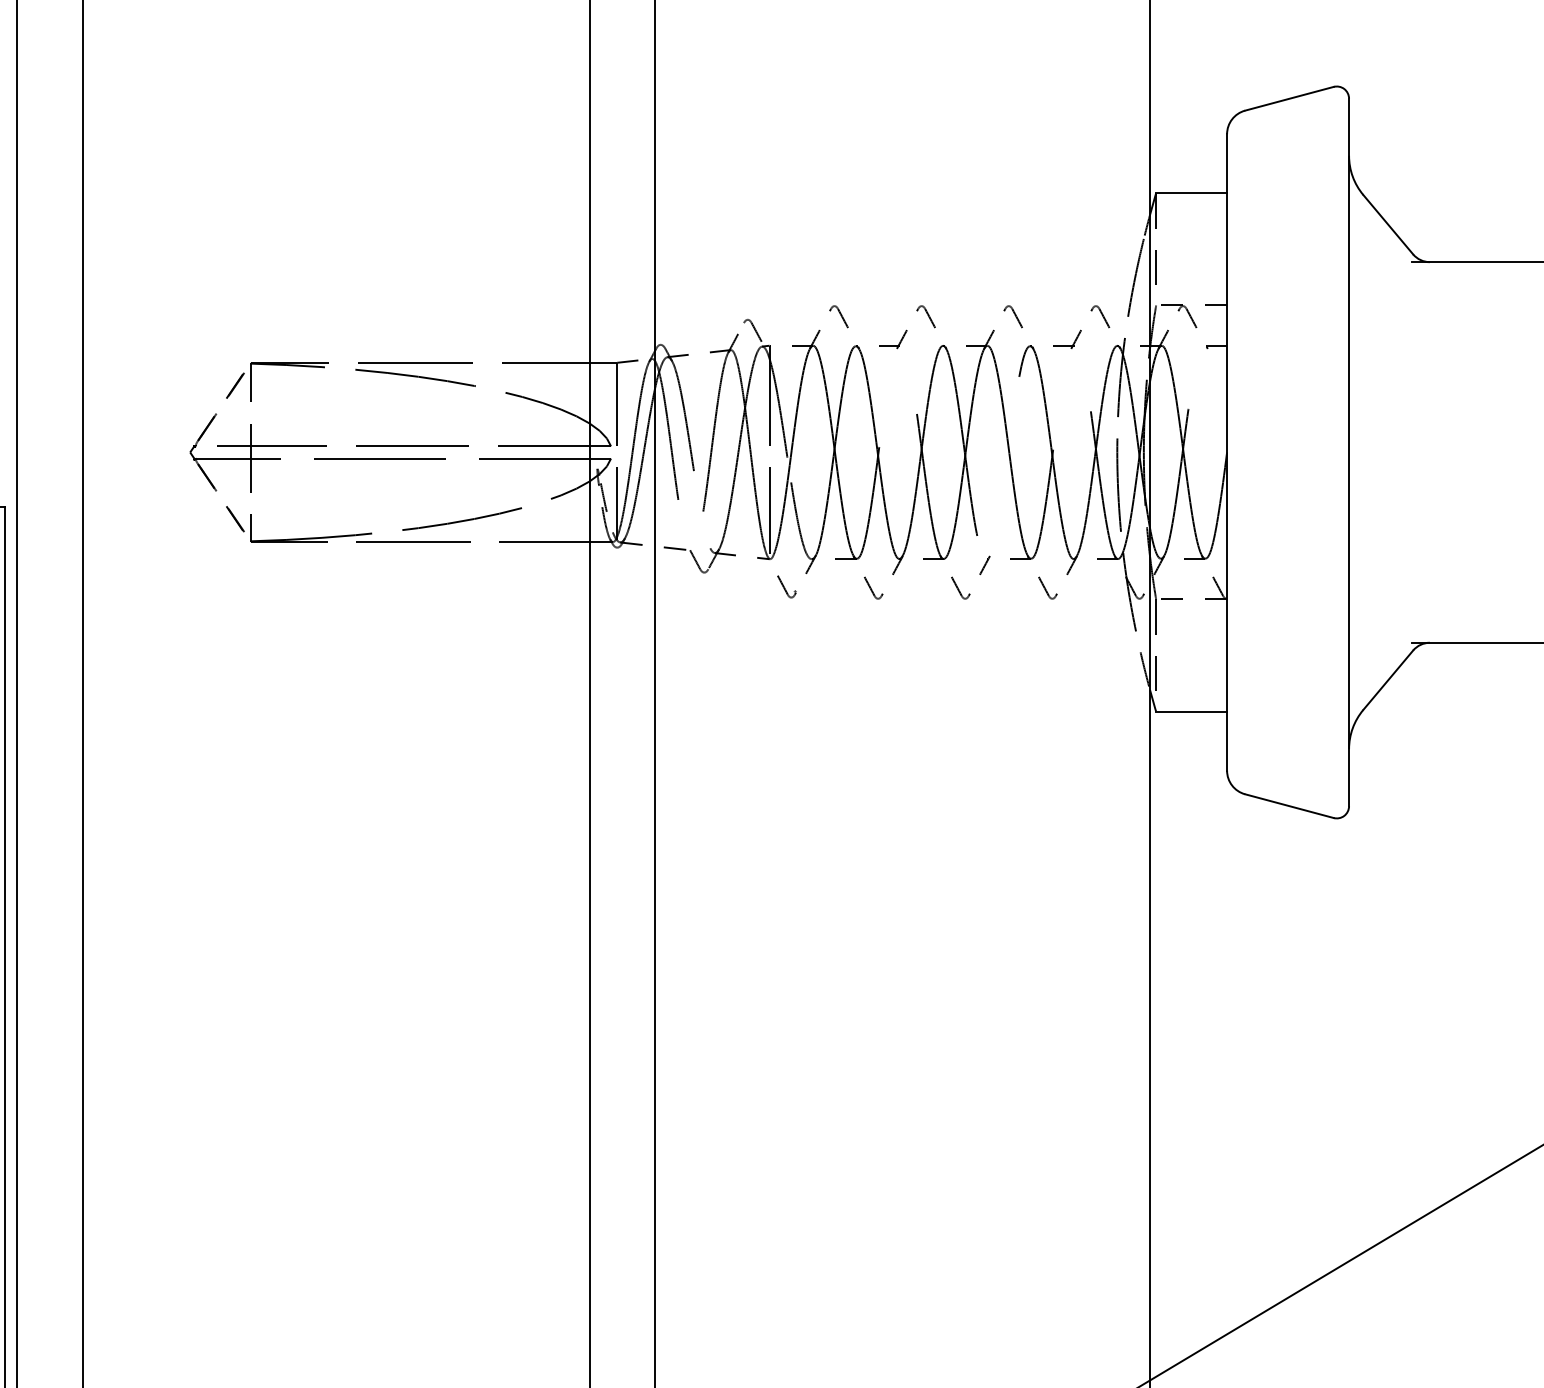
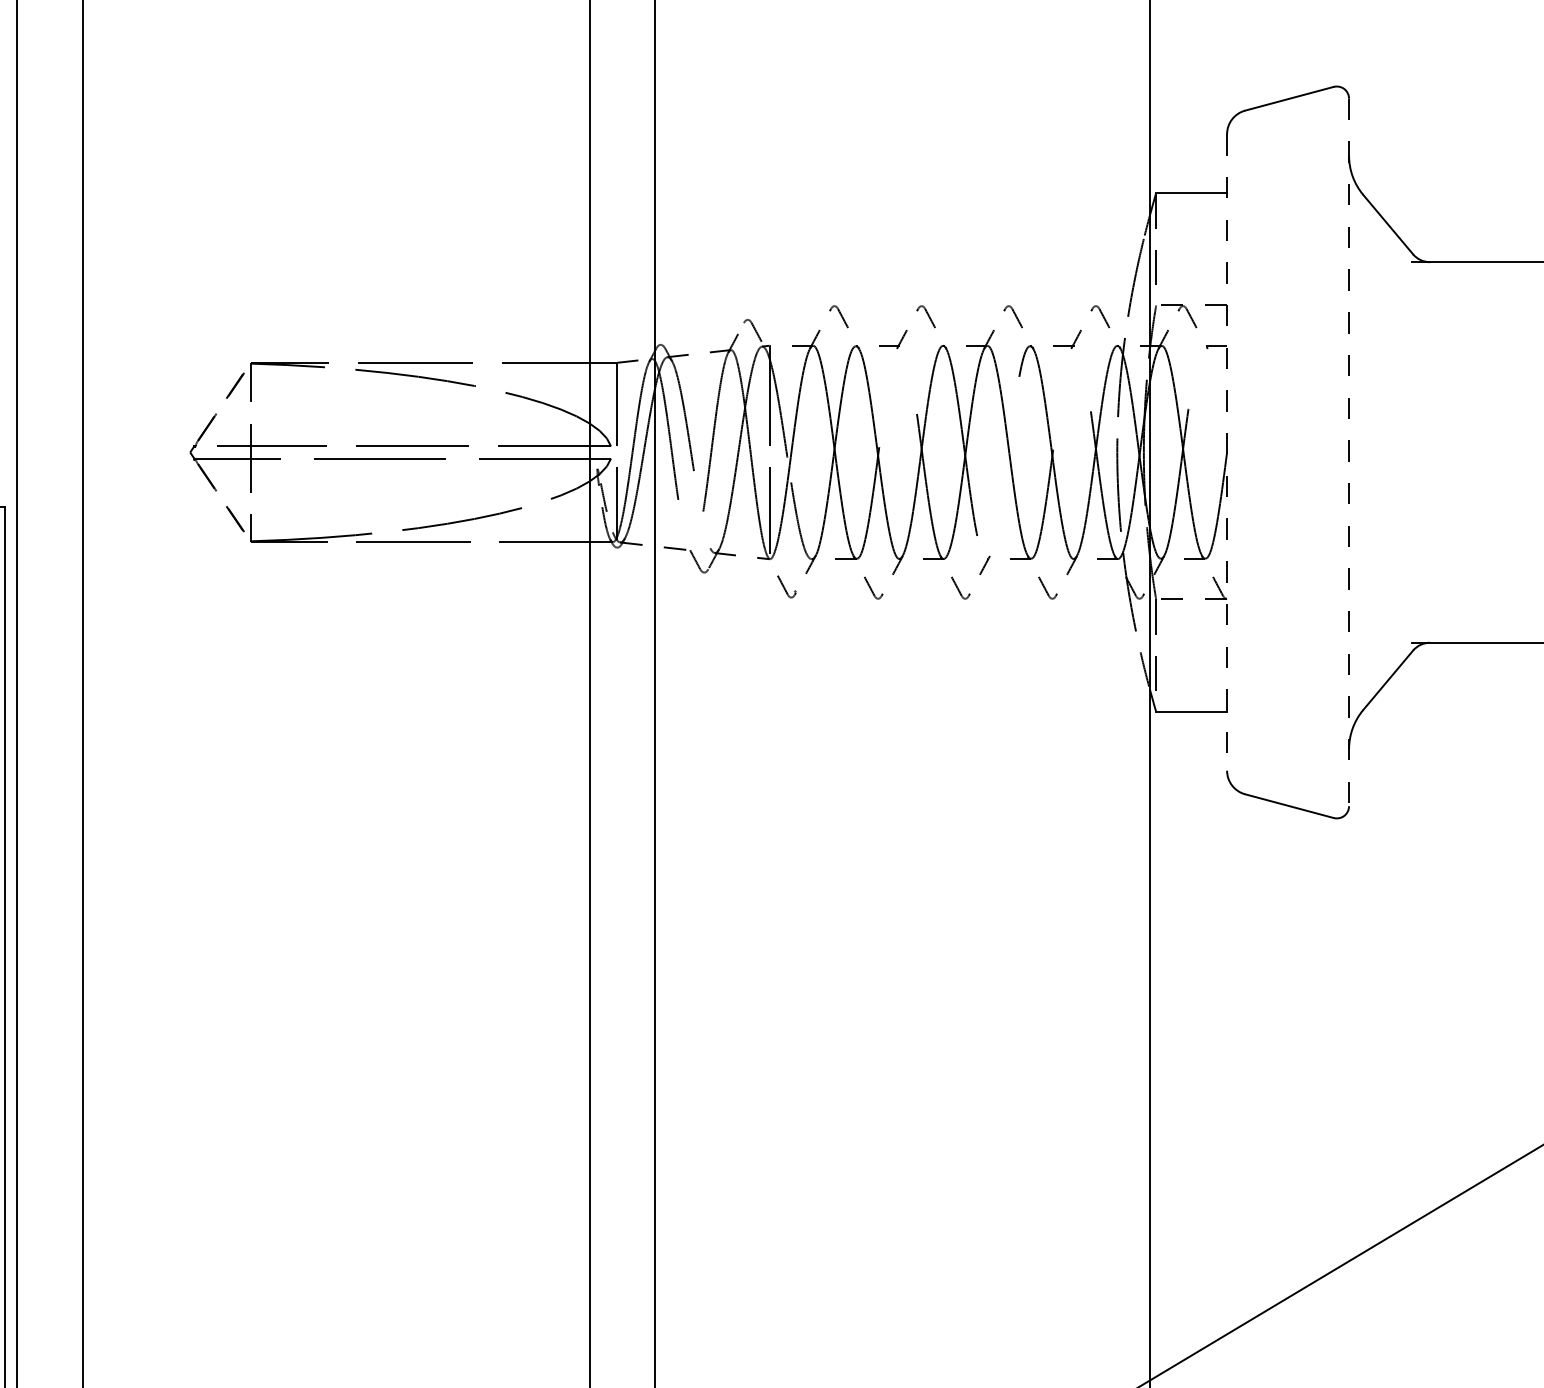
line: solid -> dashed (1227, 452)
line: solid -> dashed (1349, 452)
